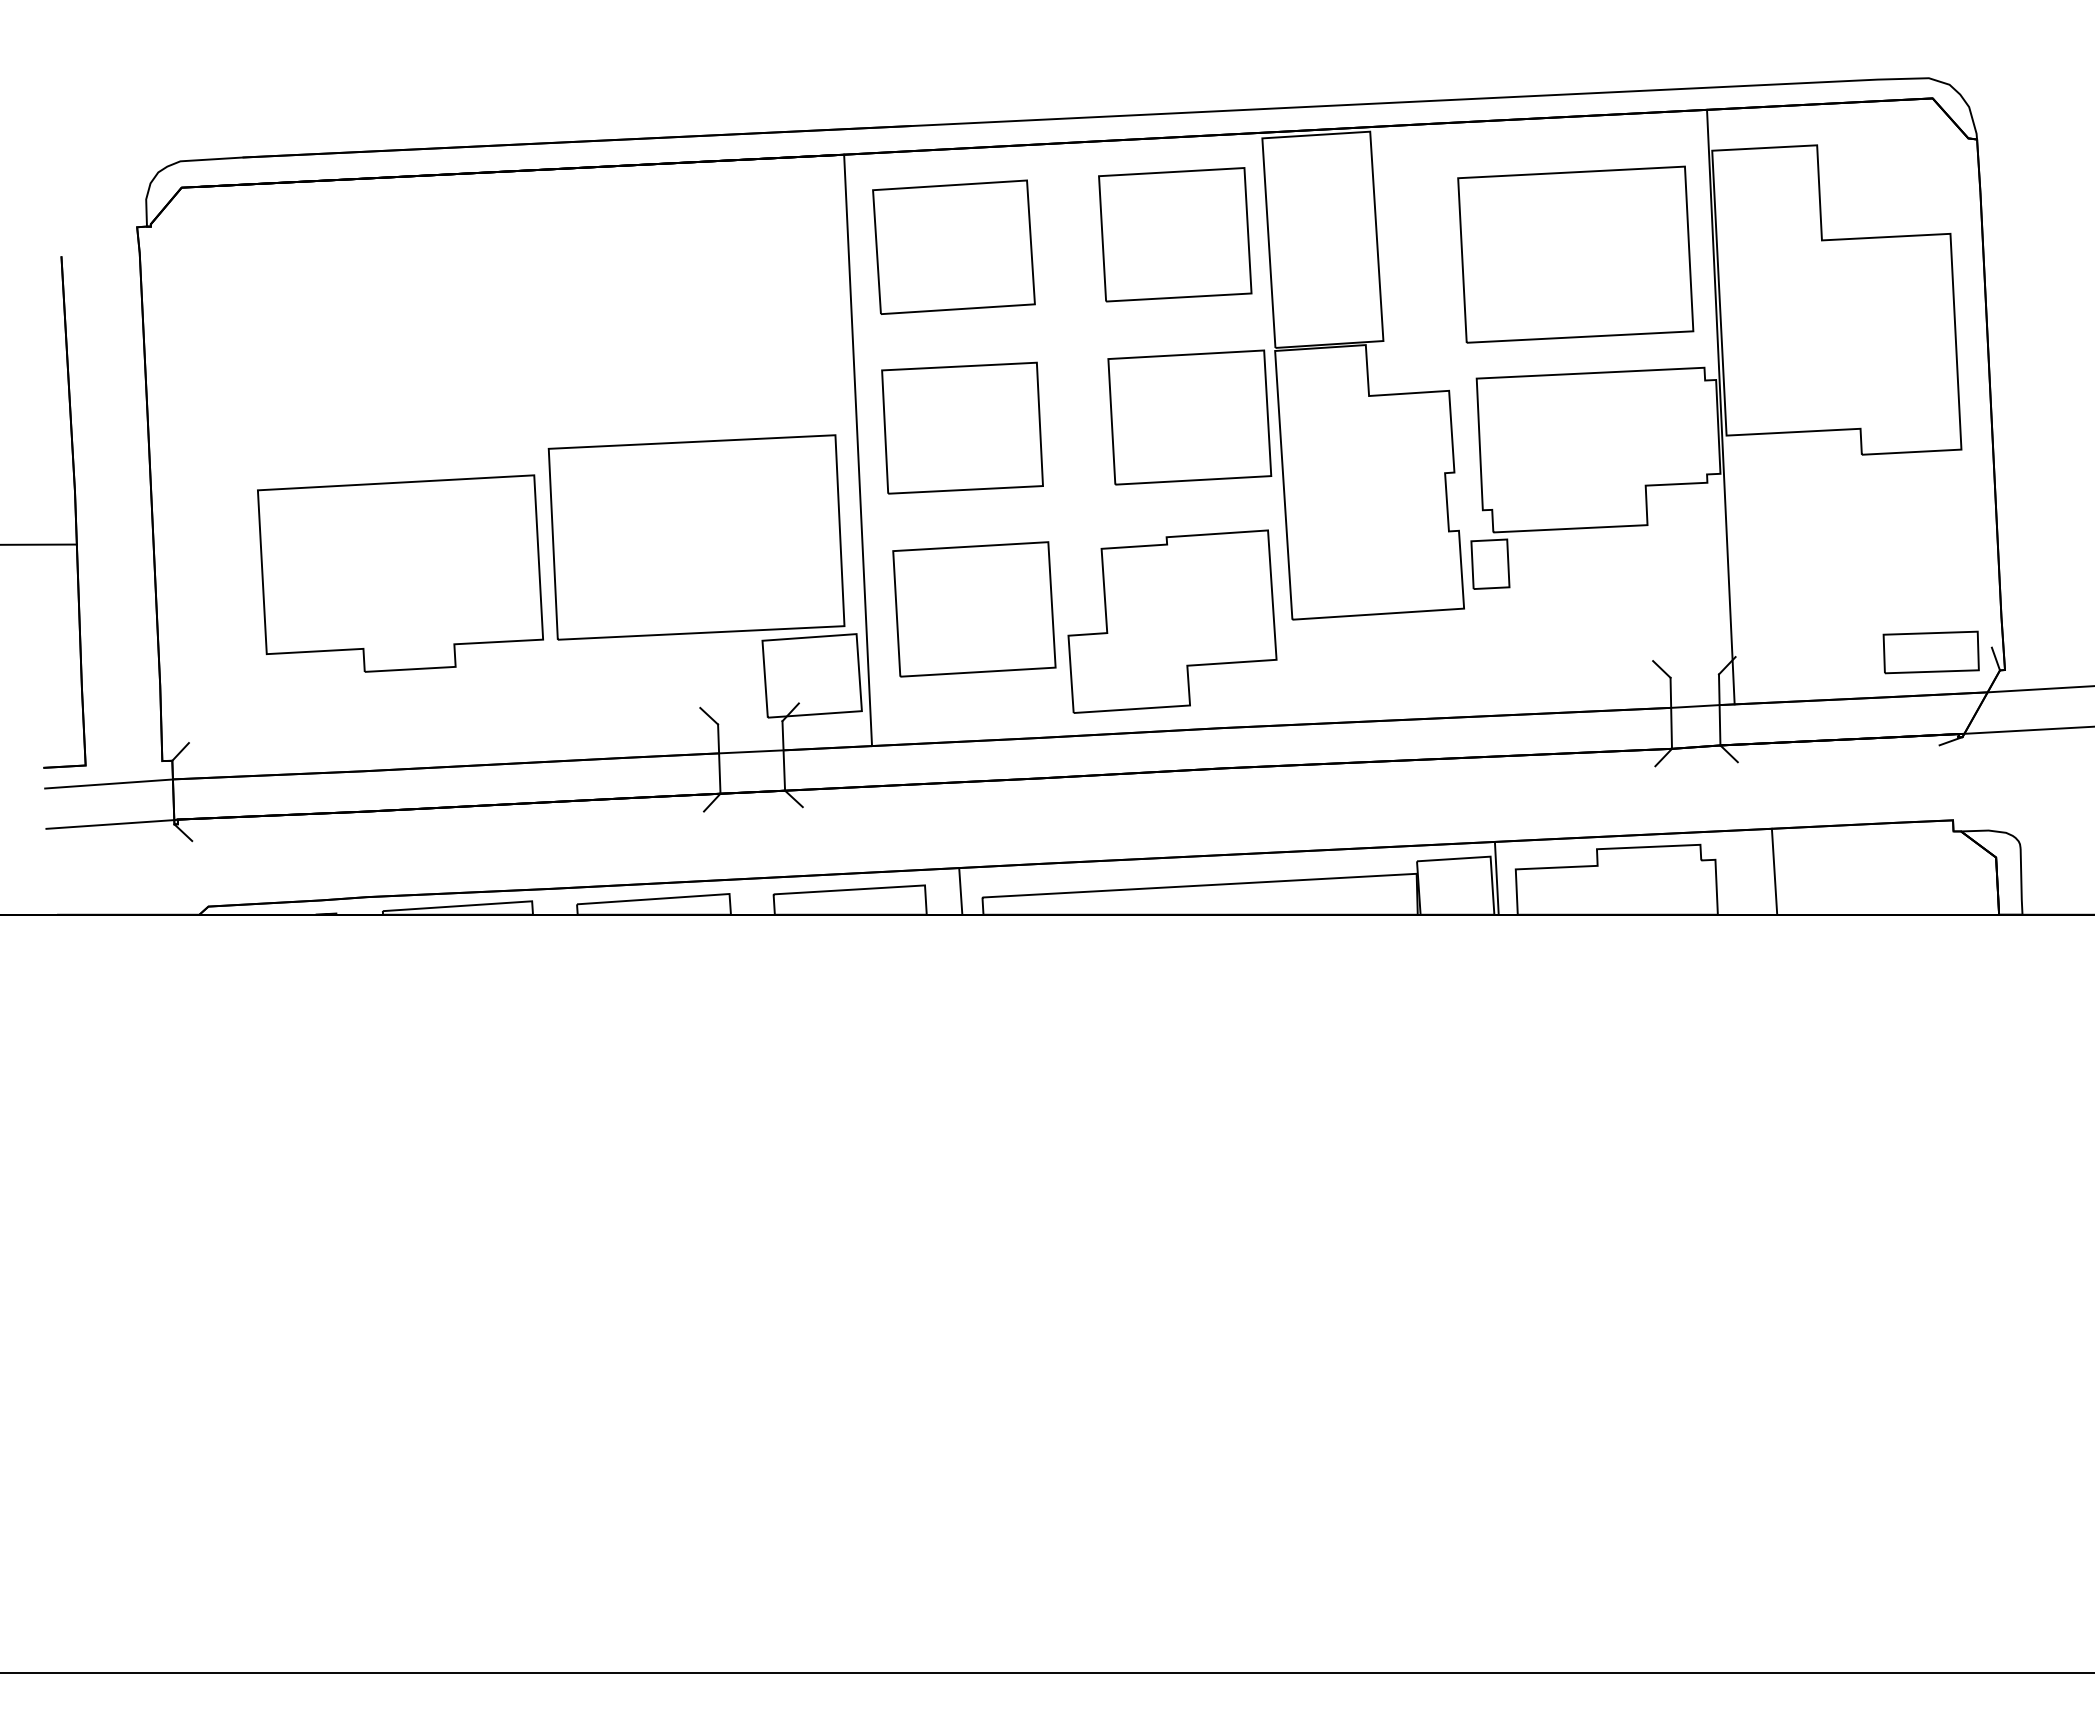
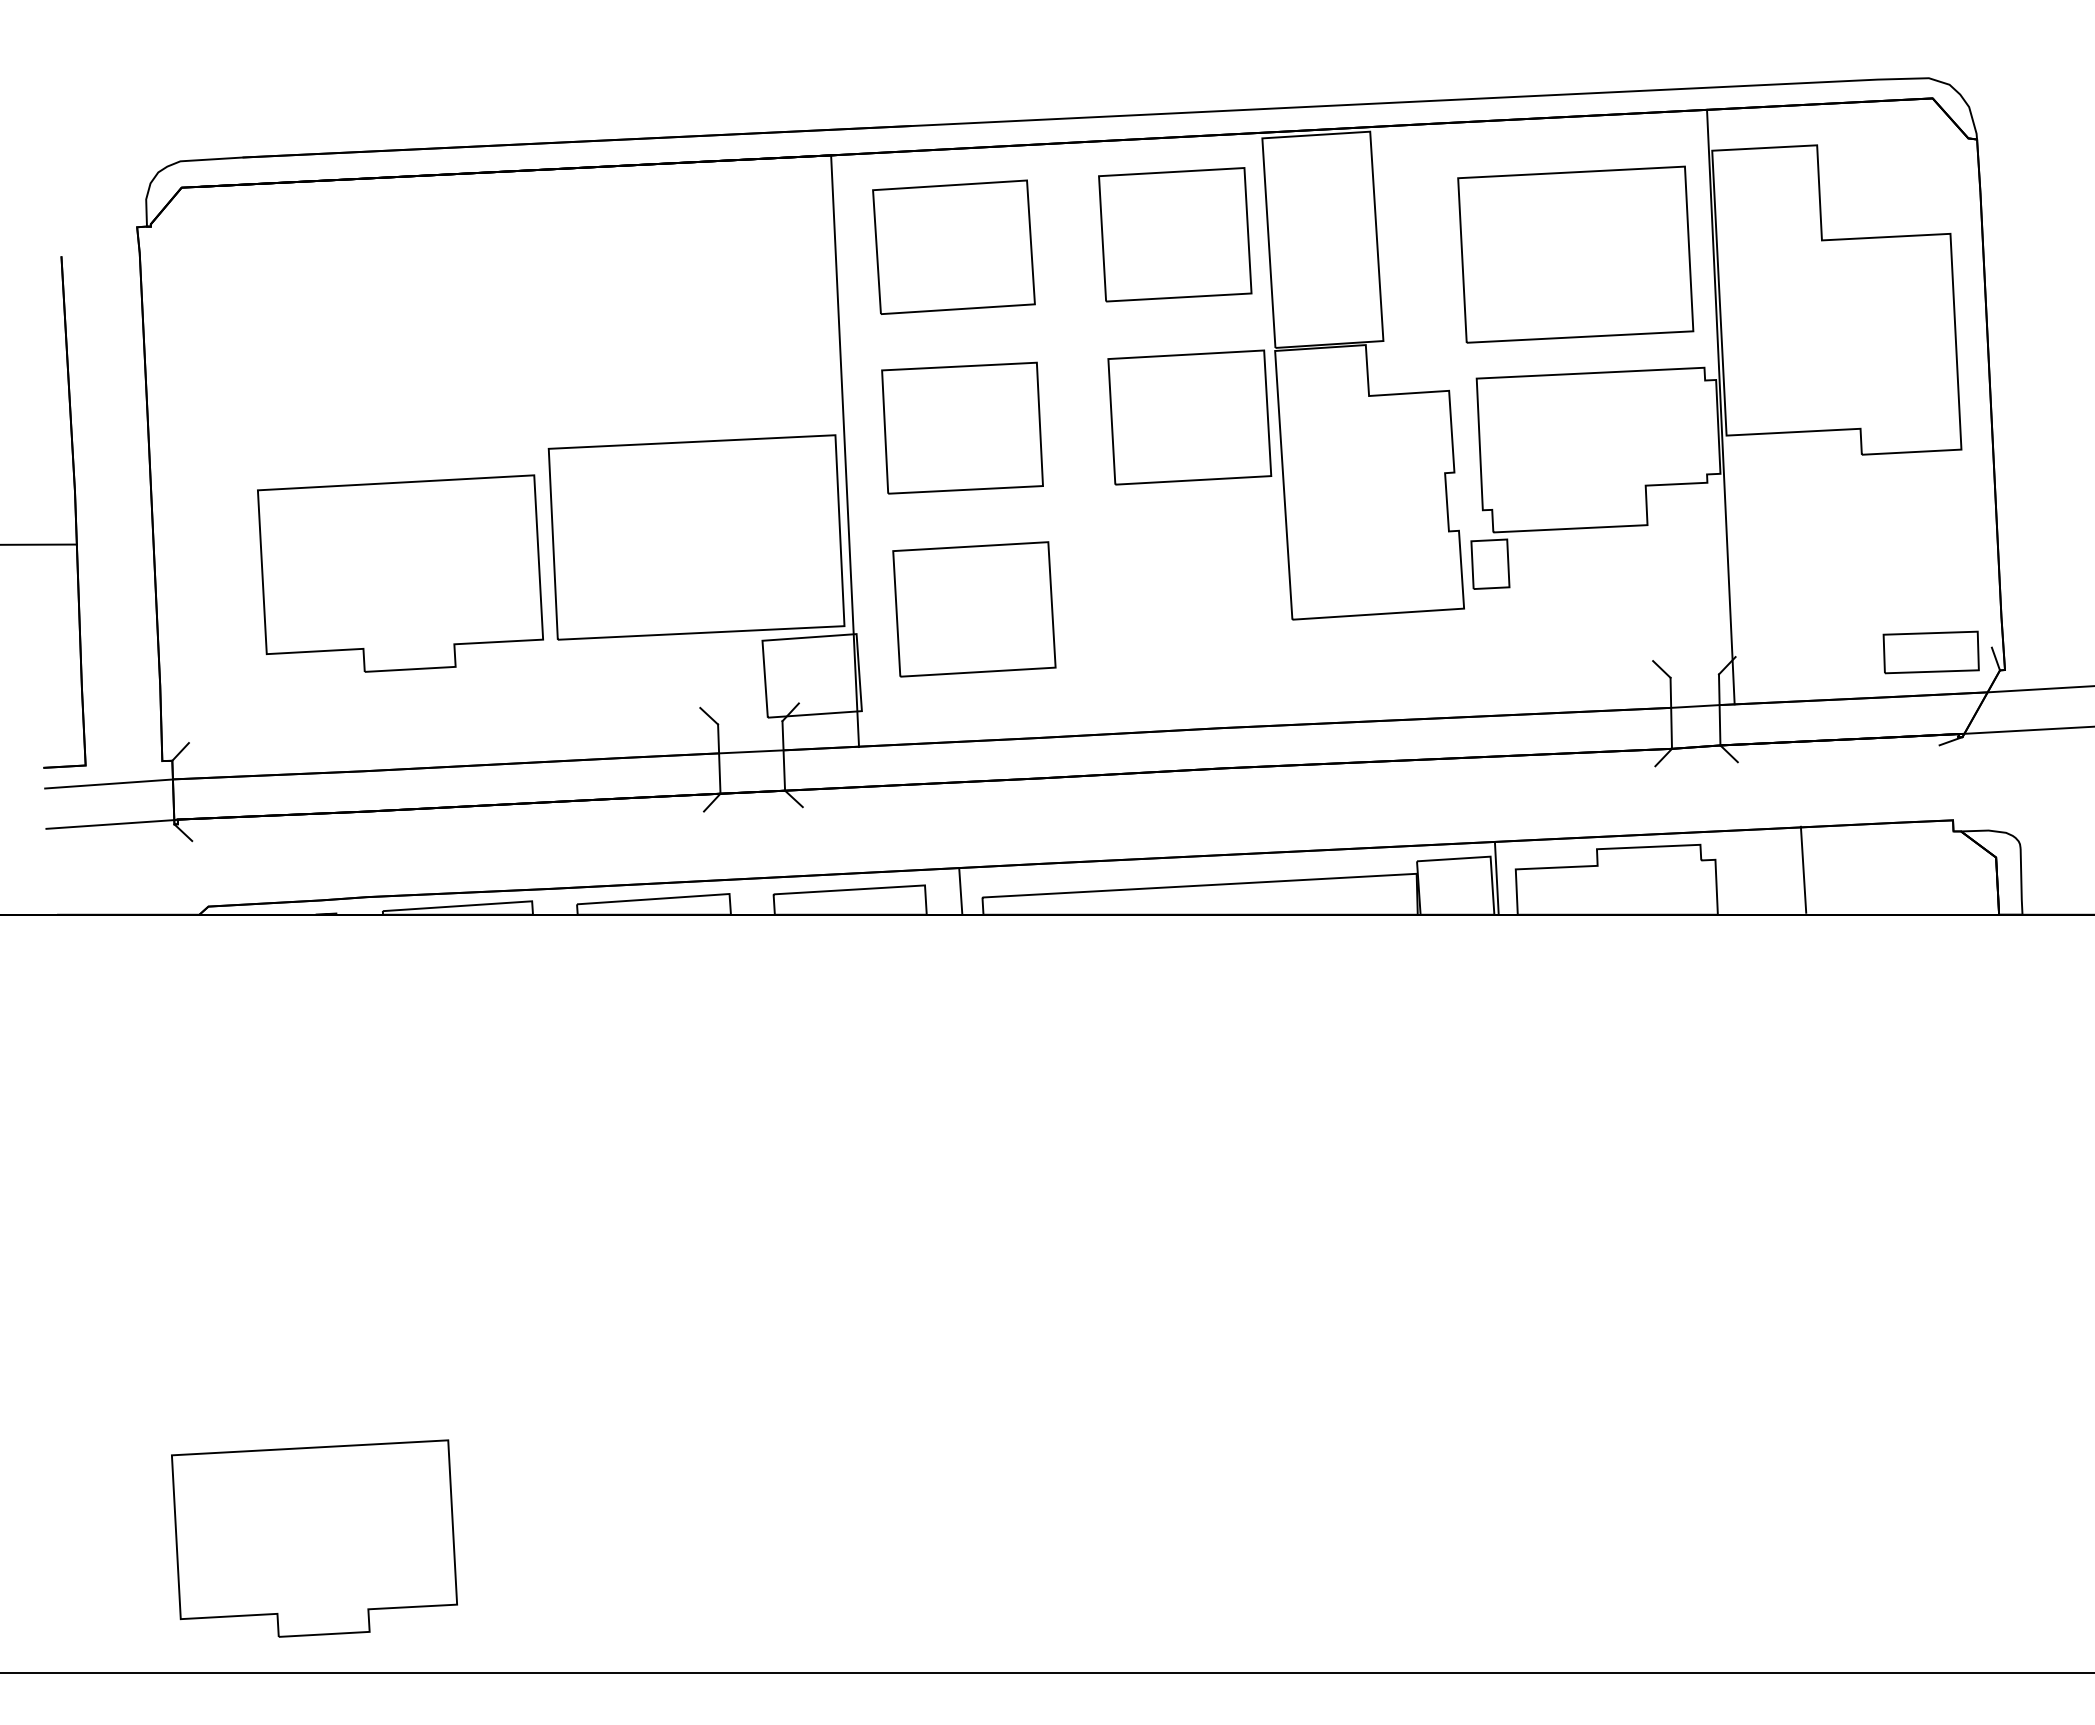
line position: (858, 450) -> (845, 451) (845, 451)
part: present -> none (1172, 621)
line position: (1774, 871) -> (1803, 869) (1803, 869)
part: none -> present (314, 1538)
